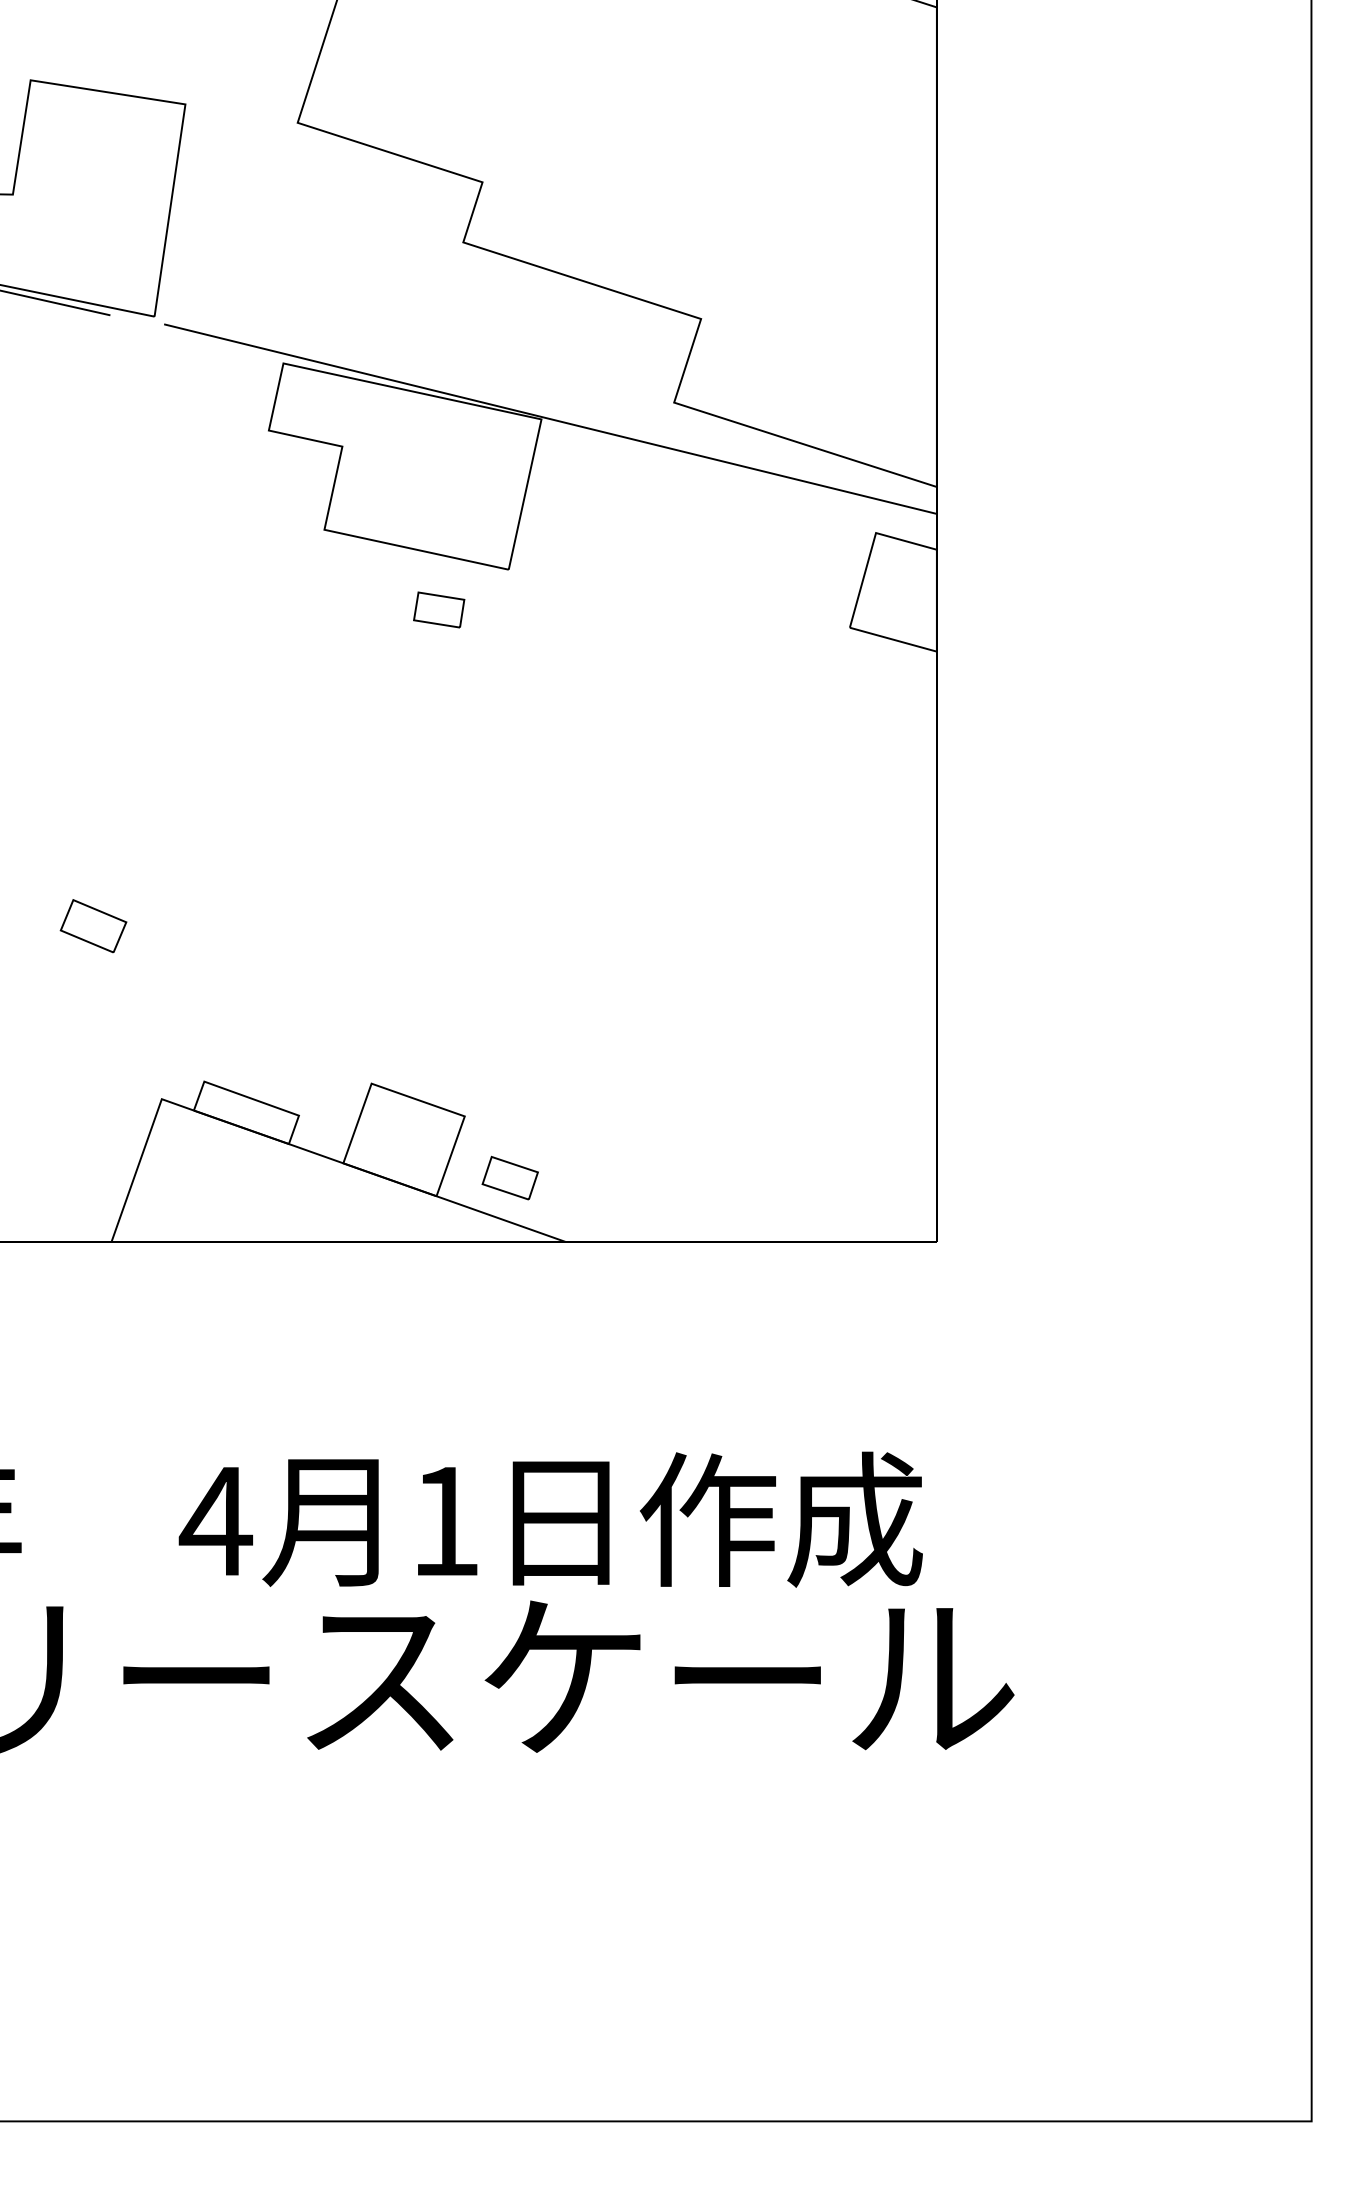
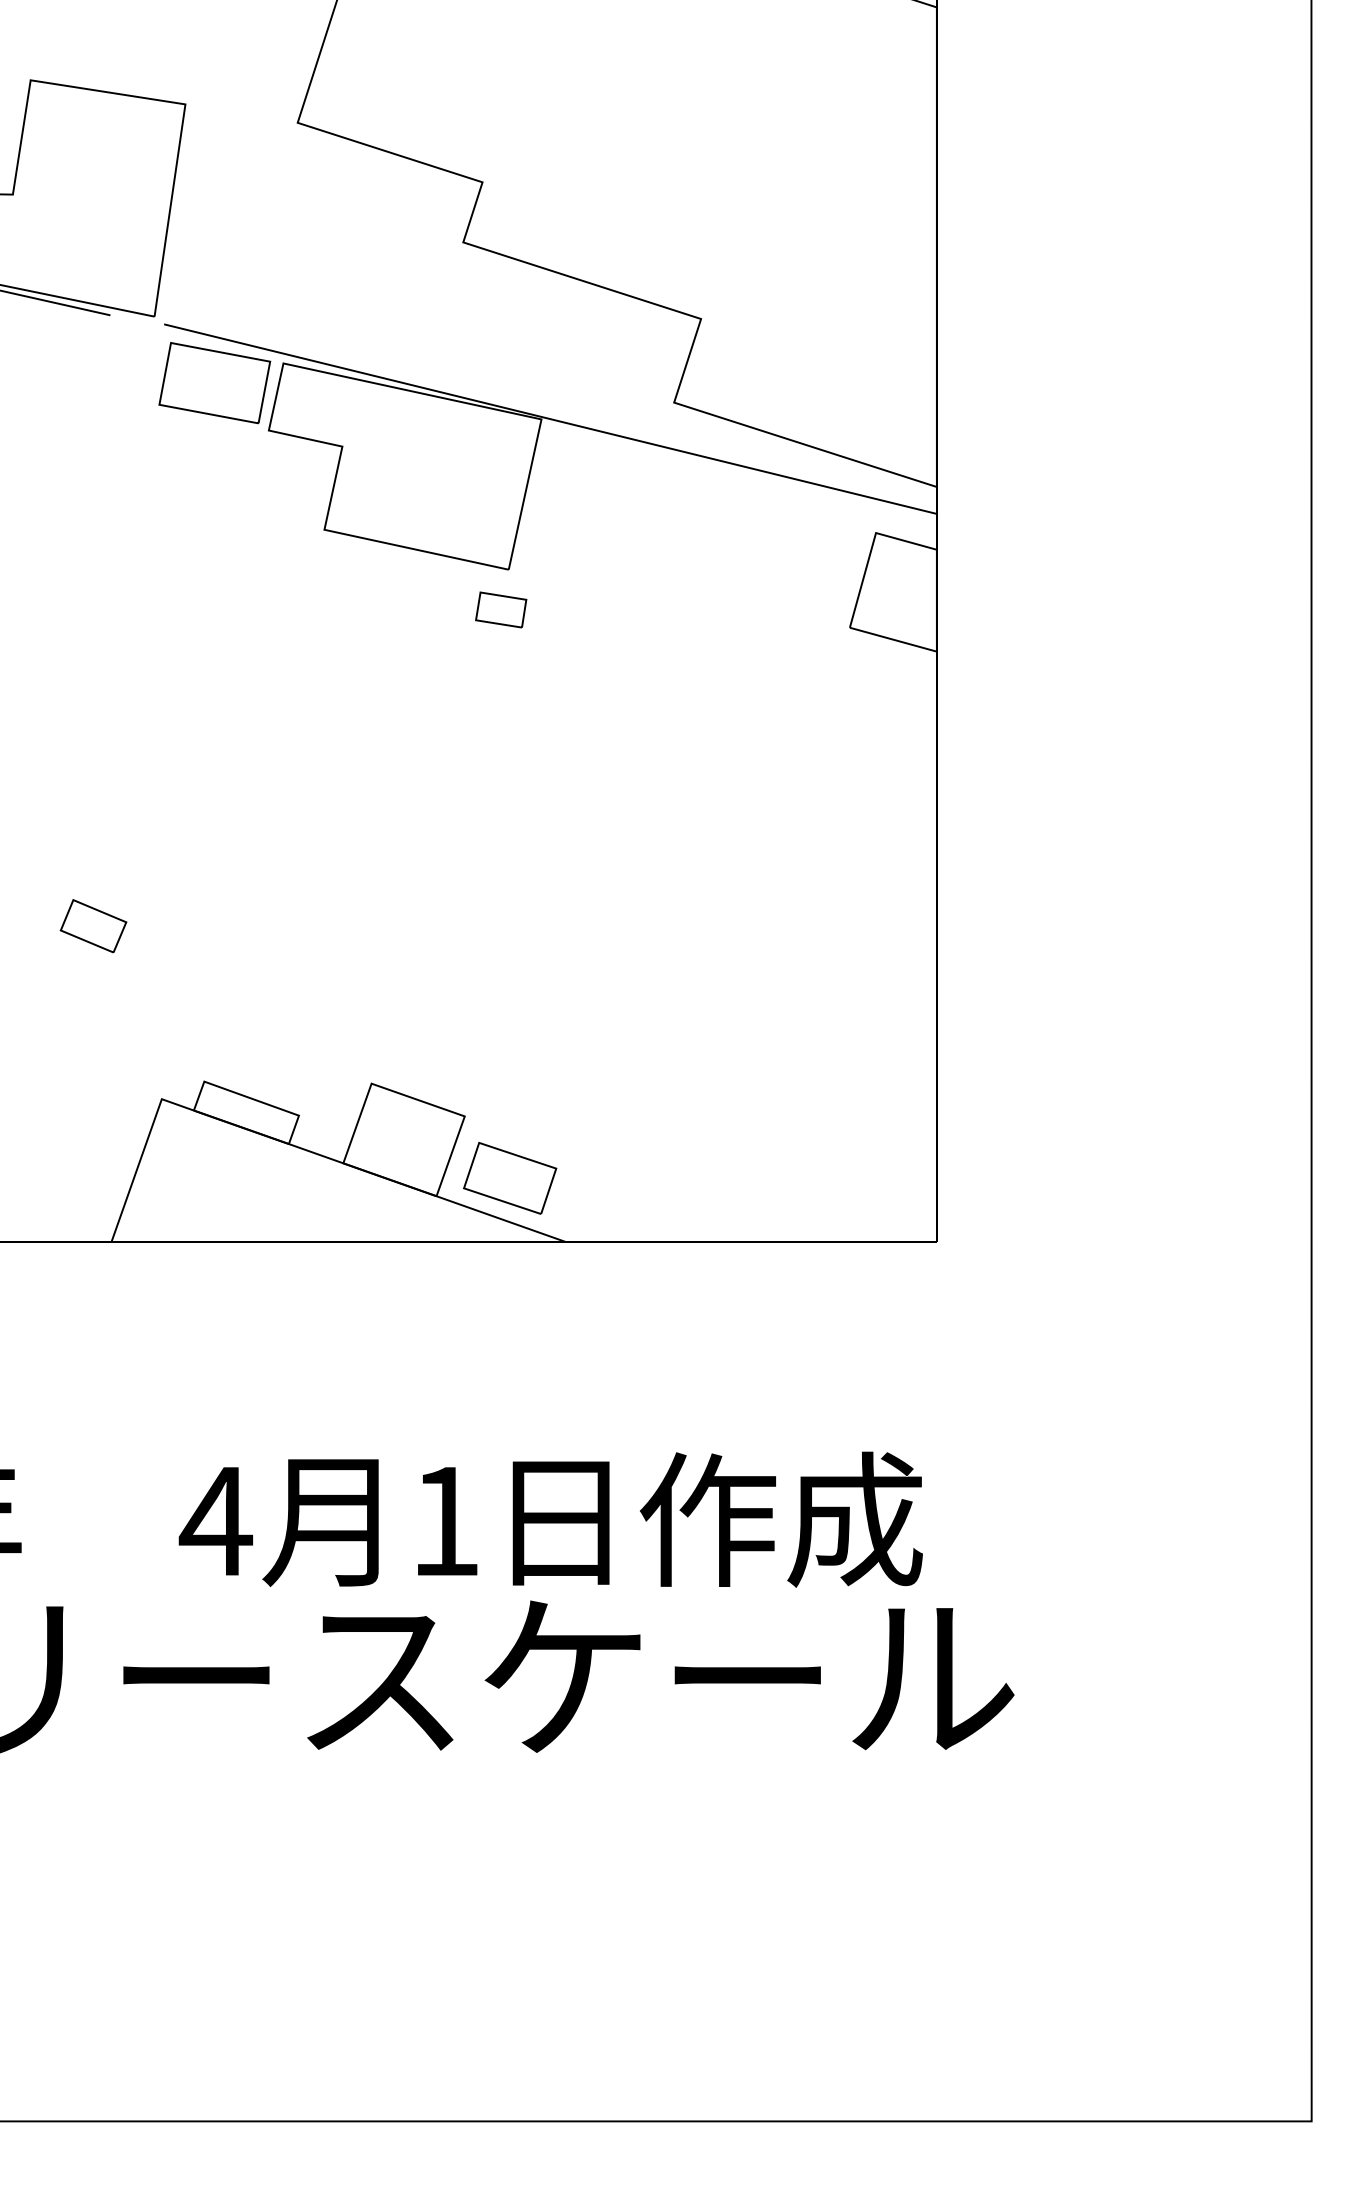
part: none -> present (214, 383)
part position: (439, 609) -> (501, 609) (501, 609)
part size: 58x46 px -> 95x74 px (510, 1177)
